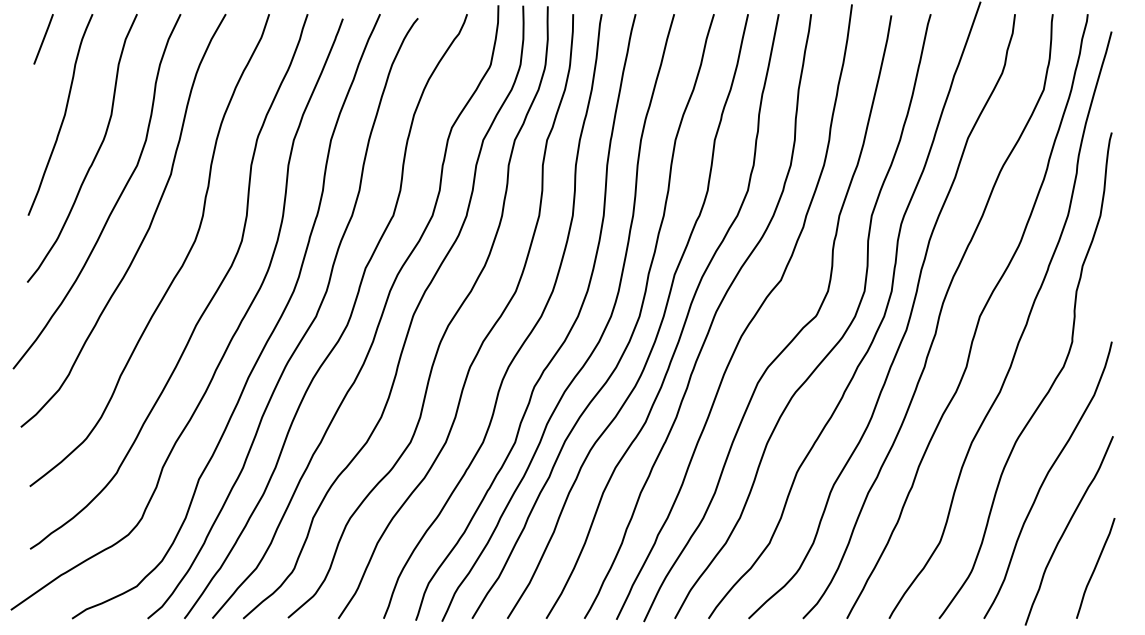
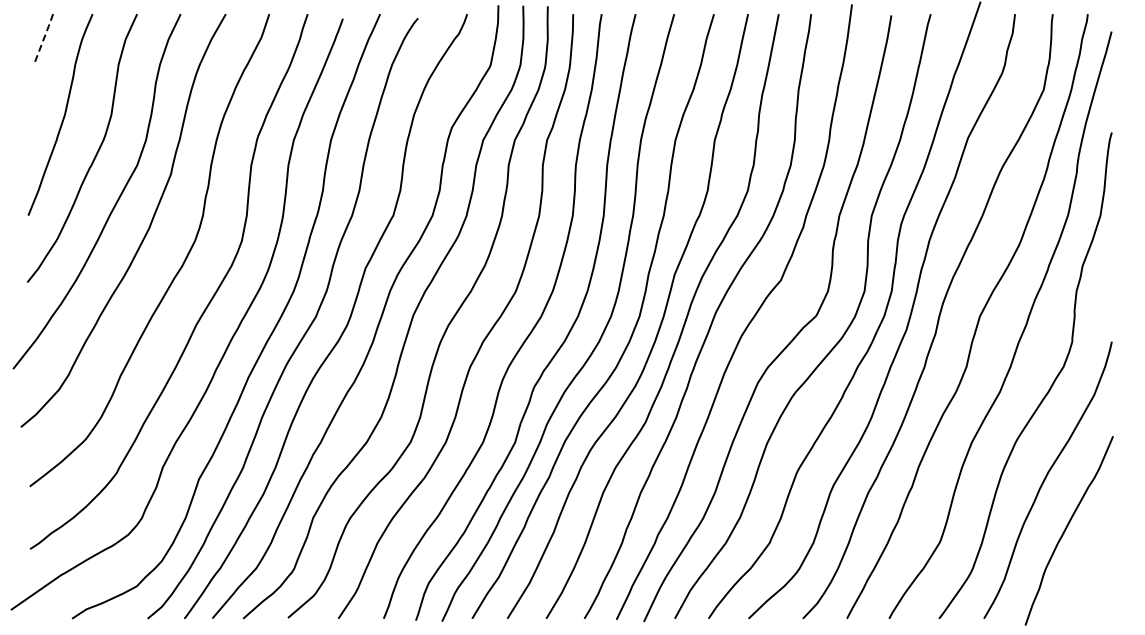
line: solid -> dashed (43, 38)
curve: present -> none (1095, 568)
